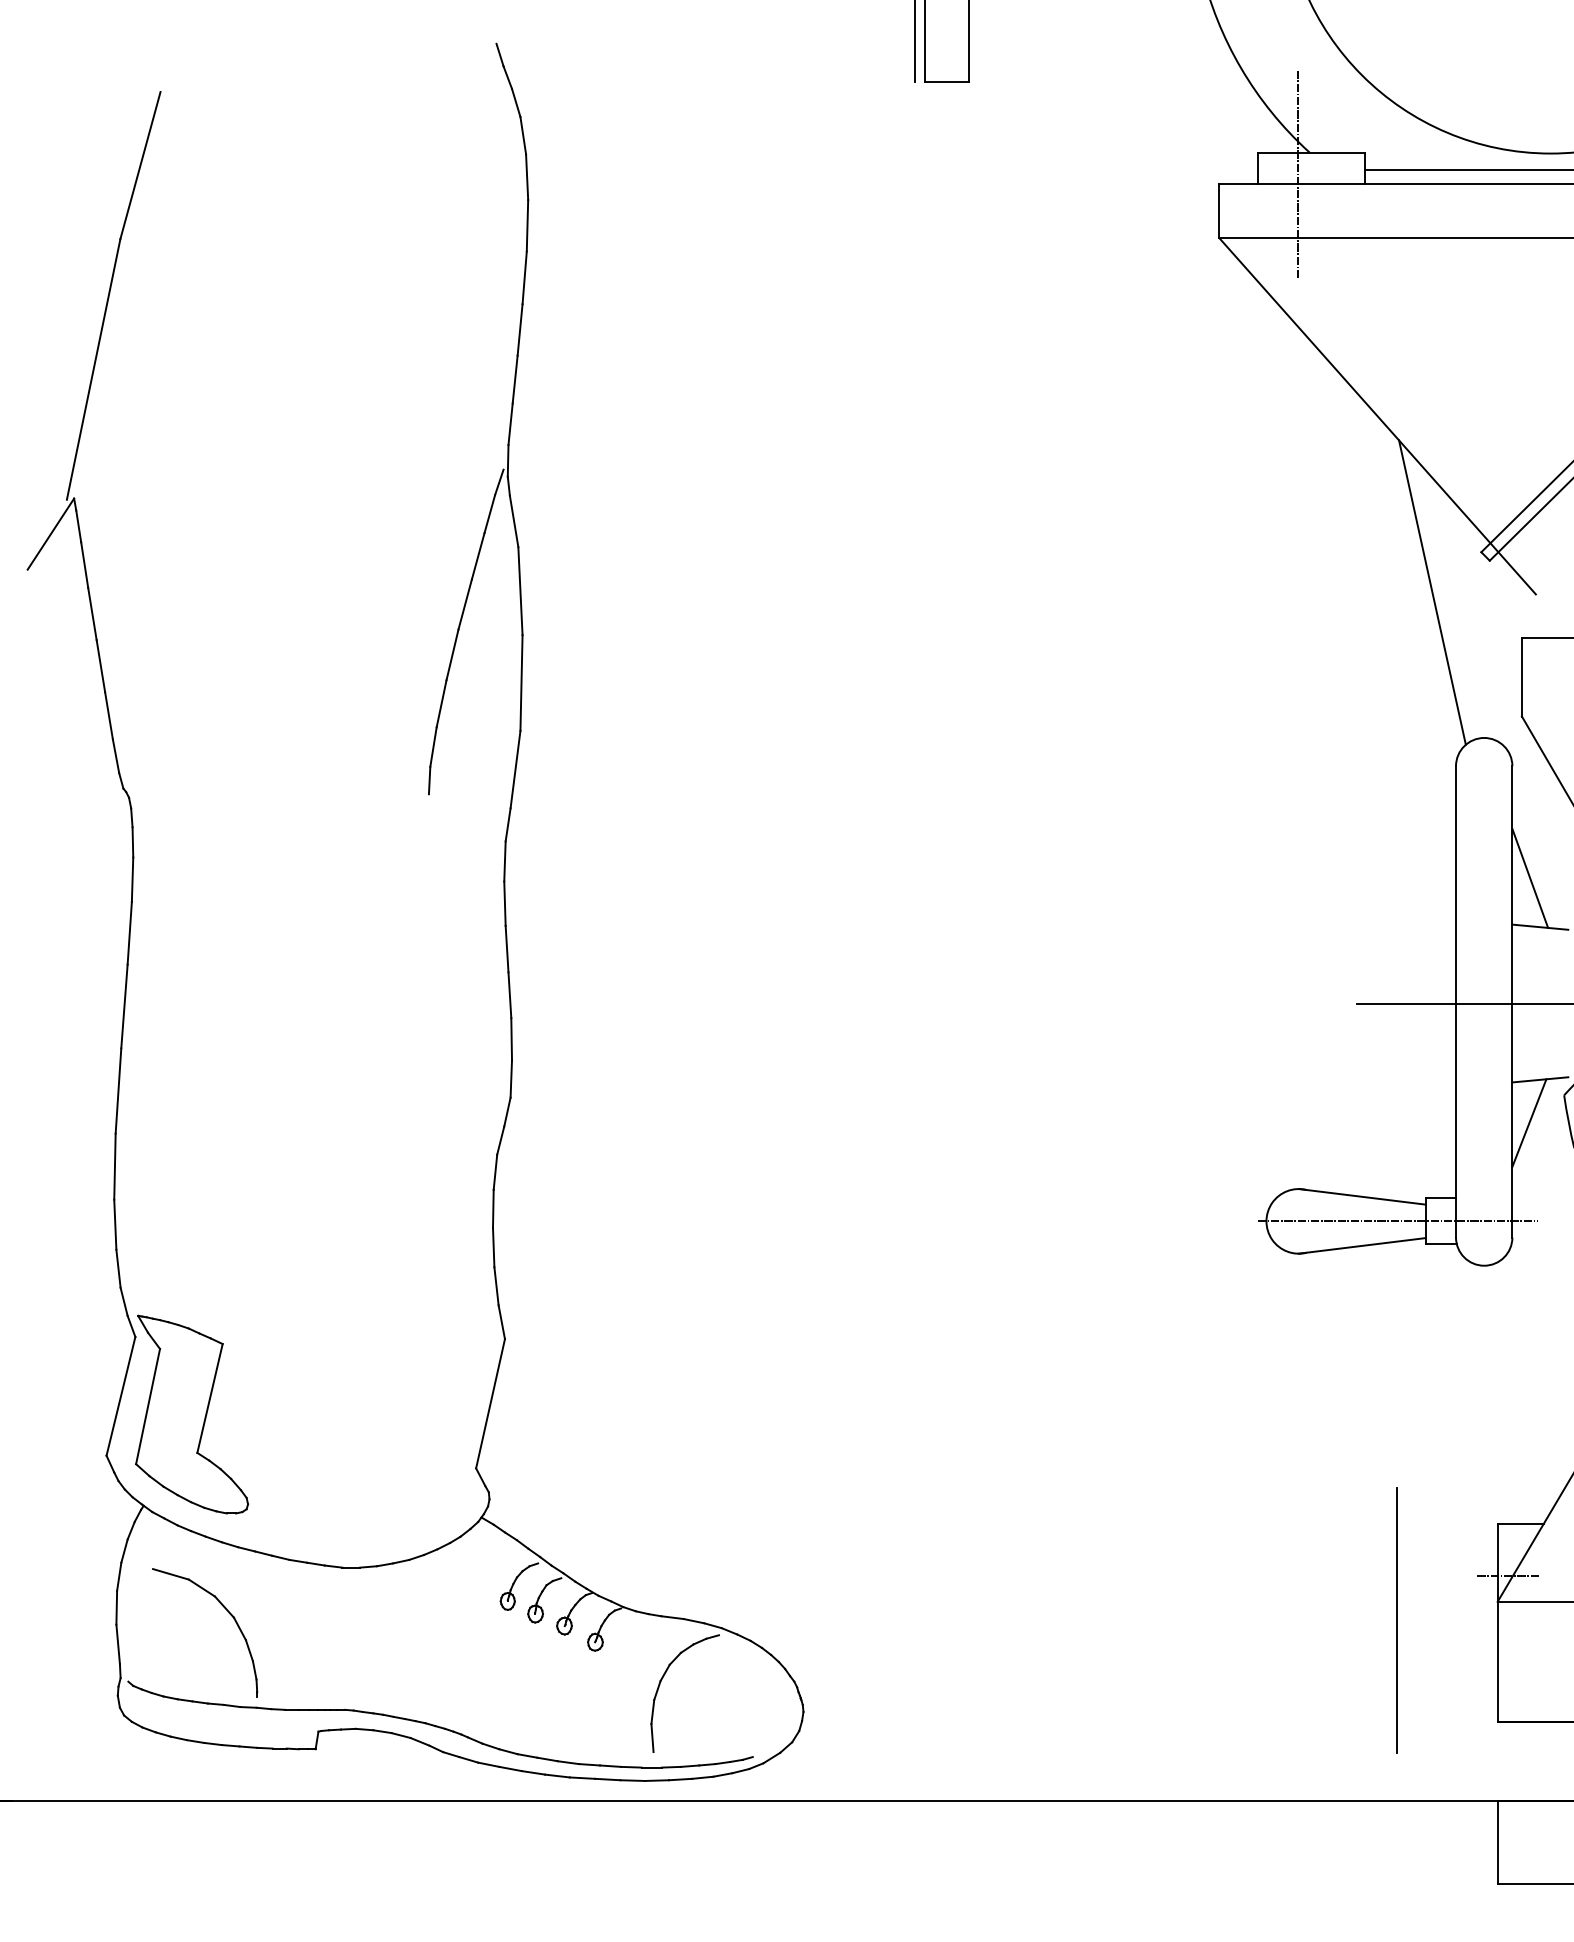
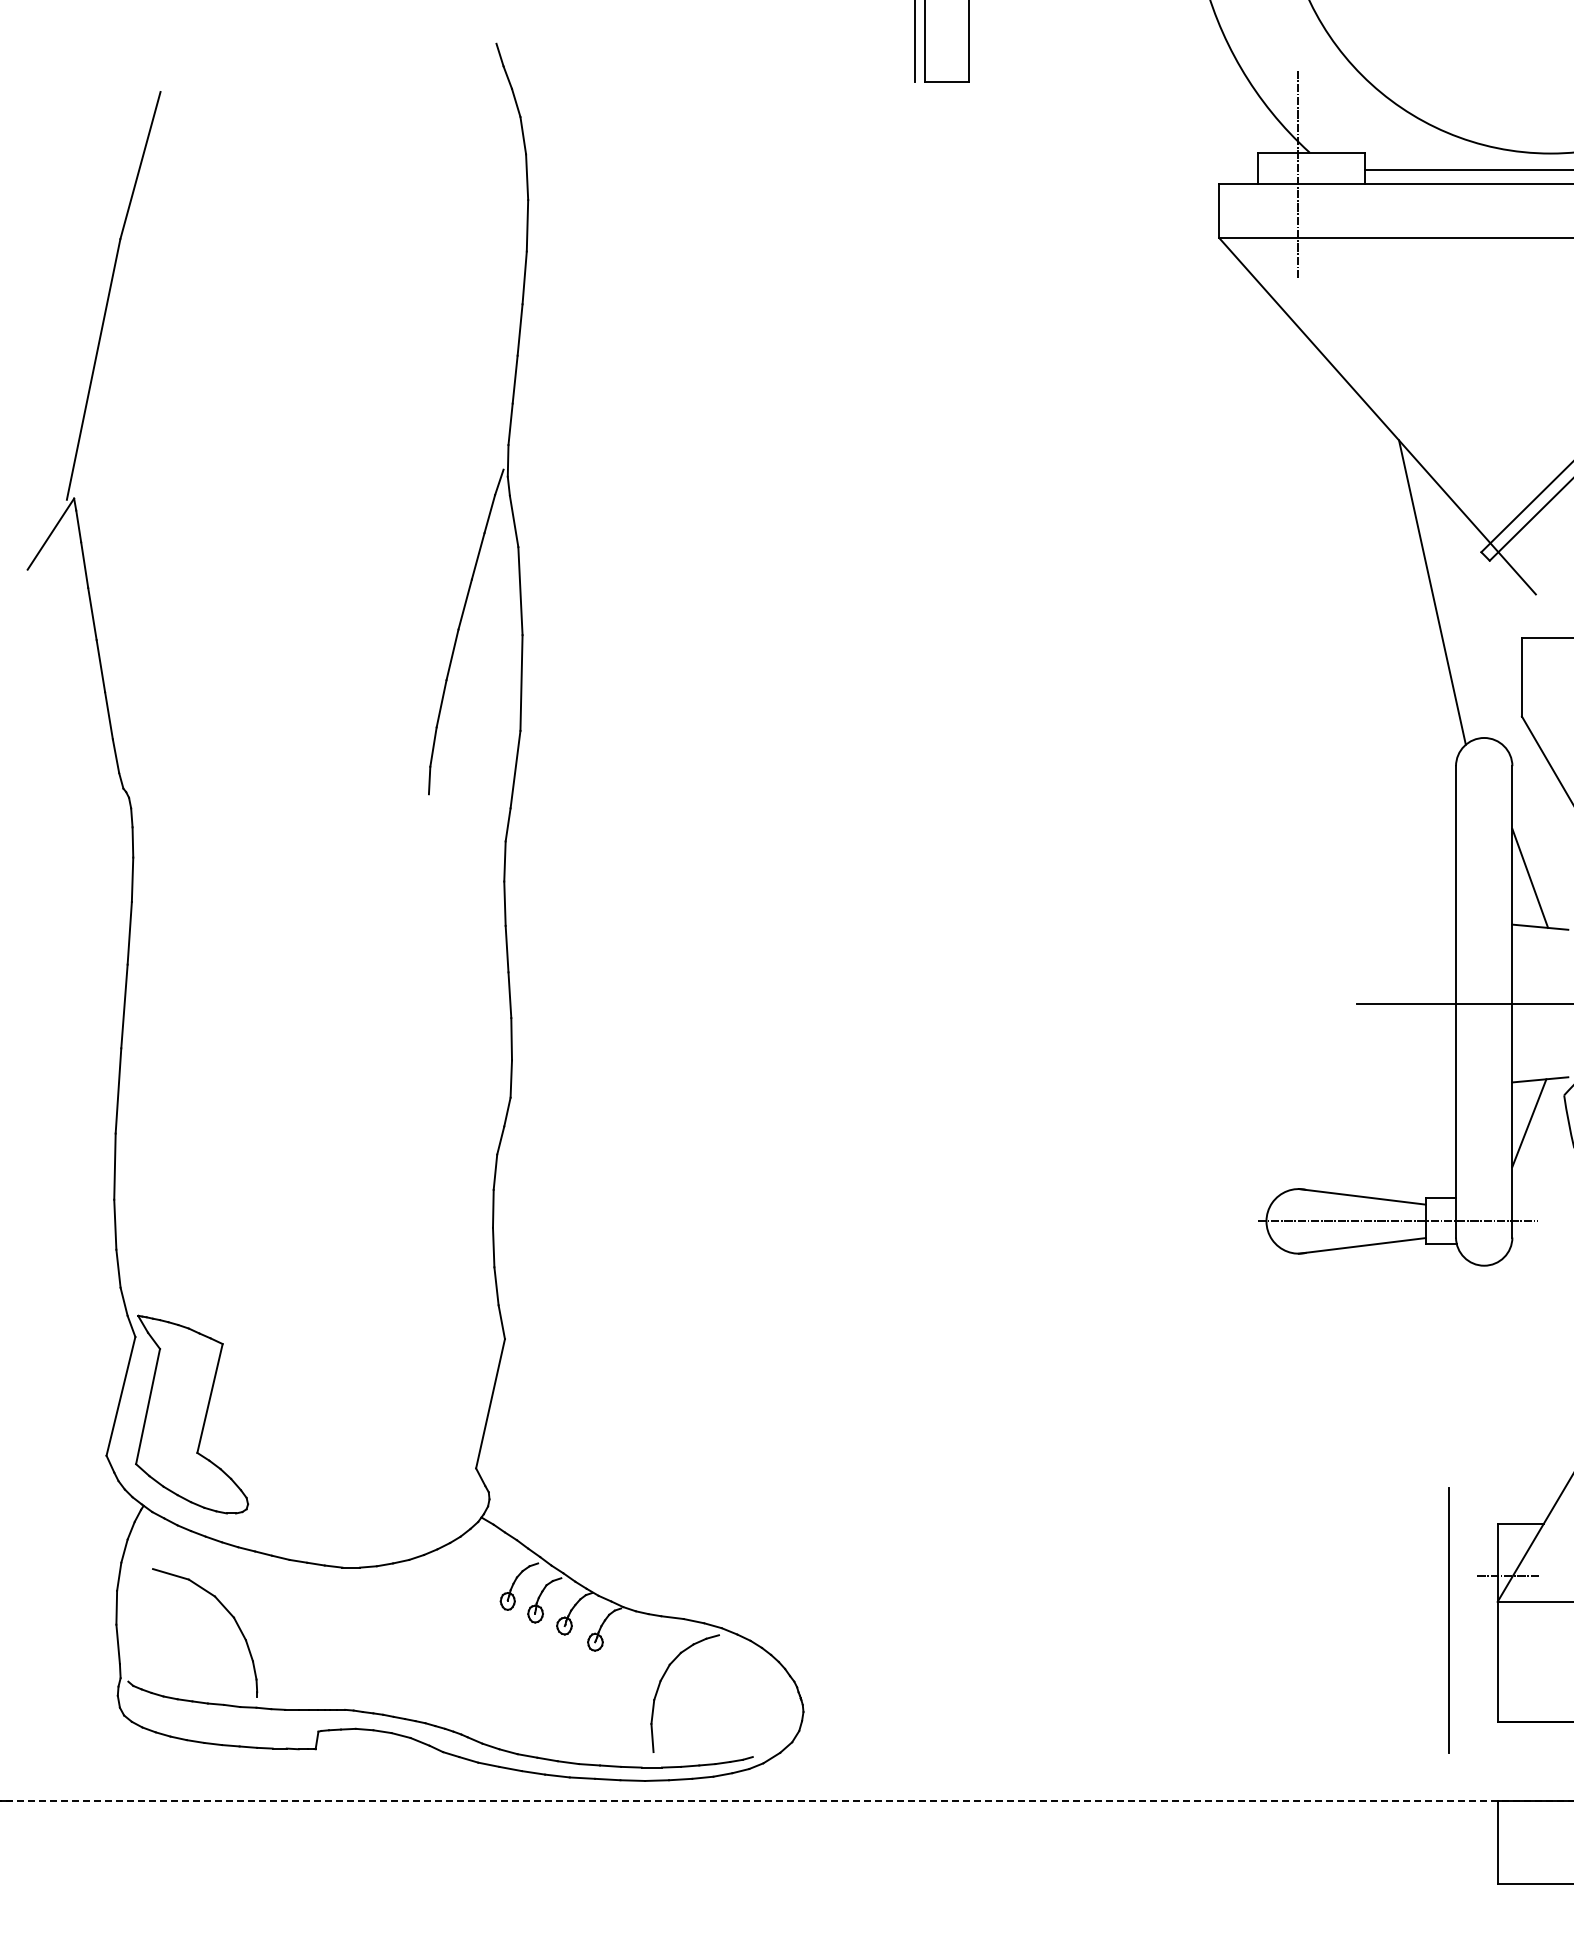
line position: (1396, 1620) -> (1448, 1620) (1448, 1620)
line: solid -> dashed (787, 1801)
